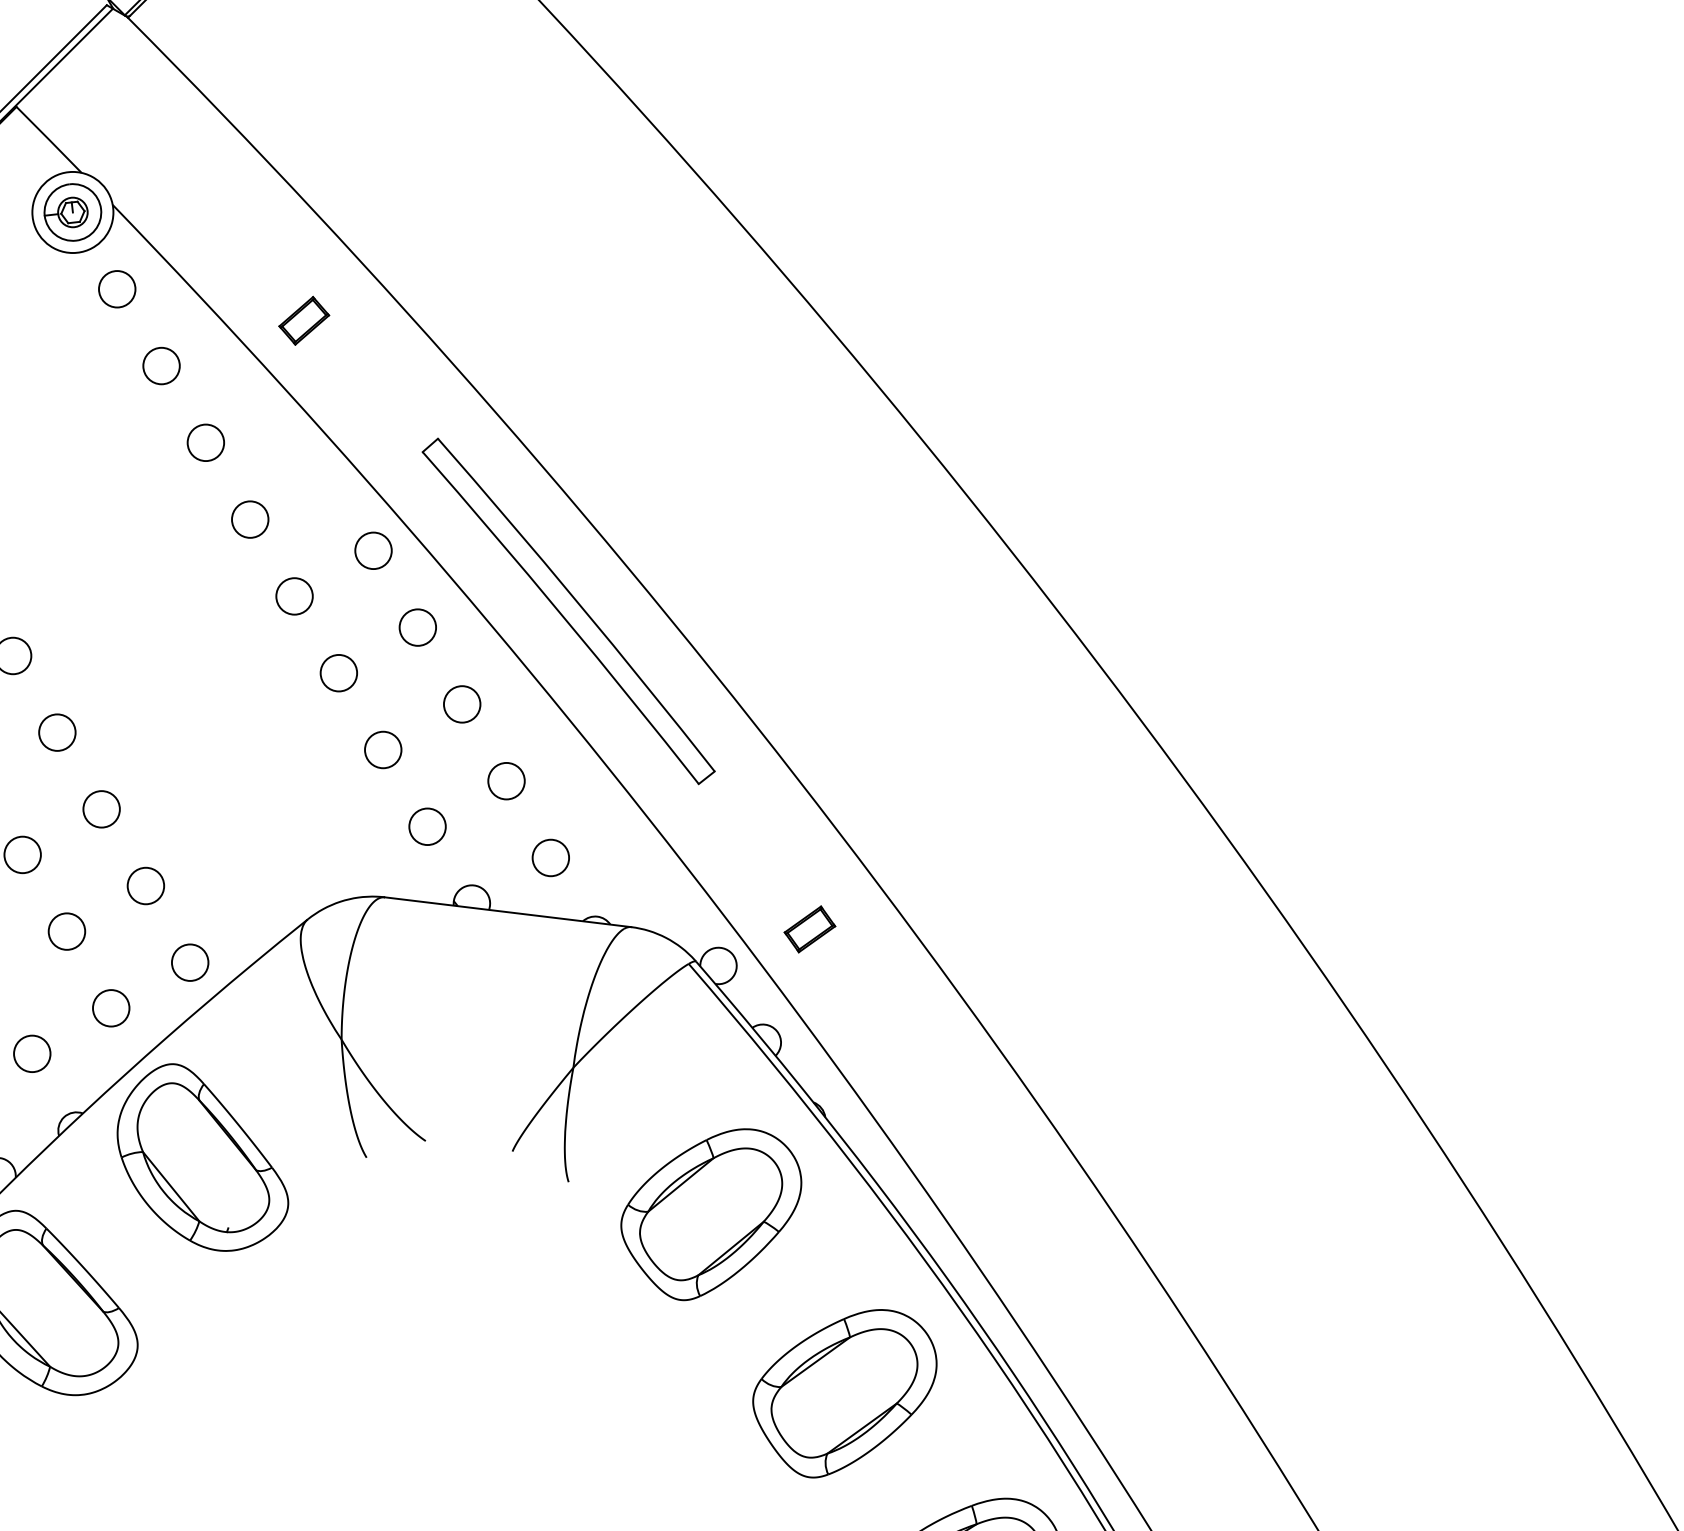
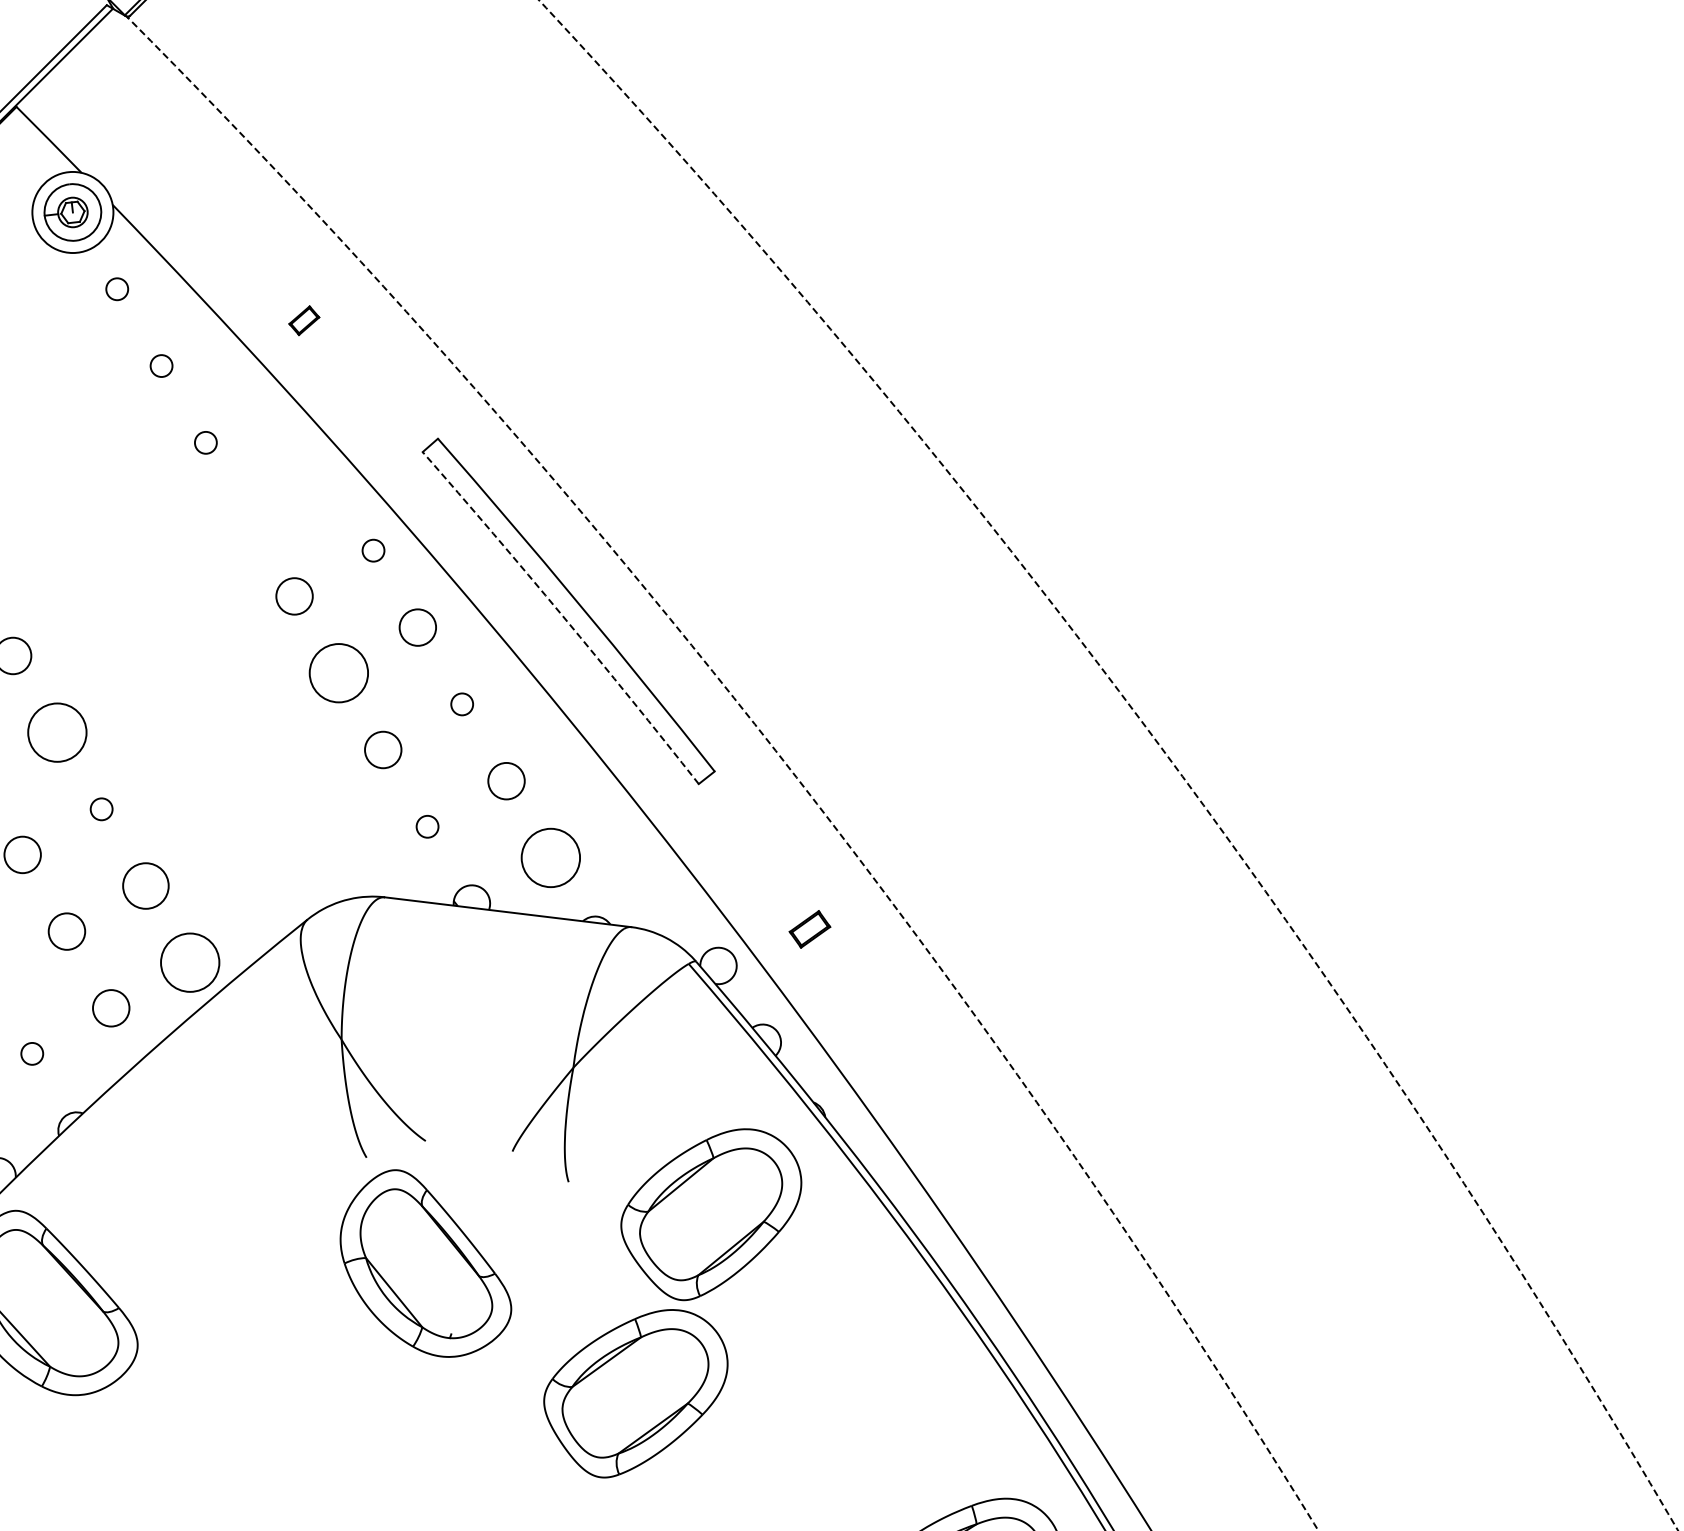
circle diameter: 36 px -> 22 px (117, 289)
part size: 53x51 px -> 33x32 px (304, 320)
circle diameter: 36 px -> 22 px (161, 366)
circle diameter: 36 px -> 22 px (205, 442)
circle: present -> none (250, 519)
circle size: 39x39 px -> 25x25 px (373, 550)
arc: solid -> dashed (562, 616)
circle diameter: 36 px -> 58 px (338, 673)
circle diameter: 36 px -> 22 px (462, 704)
circle diameter: 36 px -> 58 px (57, 732)
arc: solid -> dashed (1149, 732)
arc: solid -> dashed (767, 740)
circle diameter: 36 px -> 22 px (101, 809)
circle diameter: 36 px -> 22 px (427, 826)
circle diameter: 36 px -> 58 px (550, 857)
circle size: 40x40 px -> 48x48 px (145, 885)
part size: 54x49 px -> 44x39 px (809, 929)
circle diameter: 36 px -> 58 px (190, 962)
circle diameter: 36 px -> 22 px (32, 1053)
part position: (202, 1157) -> (425, 1263) (425, 1263)
part position: (844, 1393) -> (635, 1393) (635, 1393)
